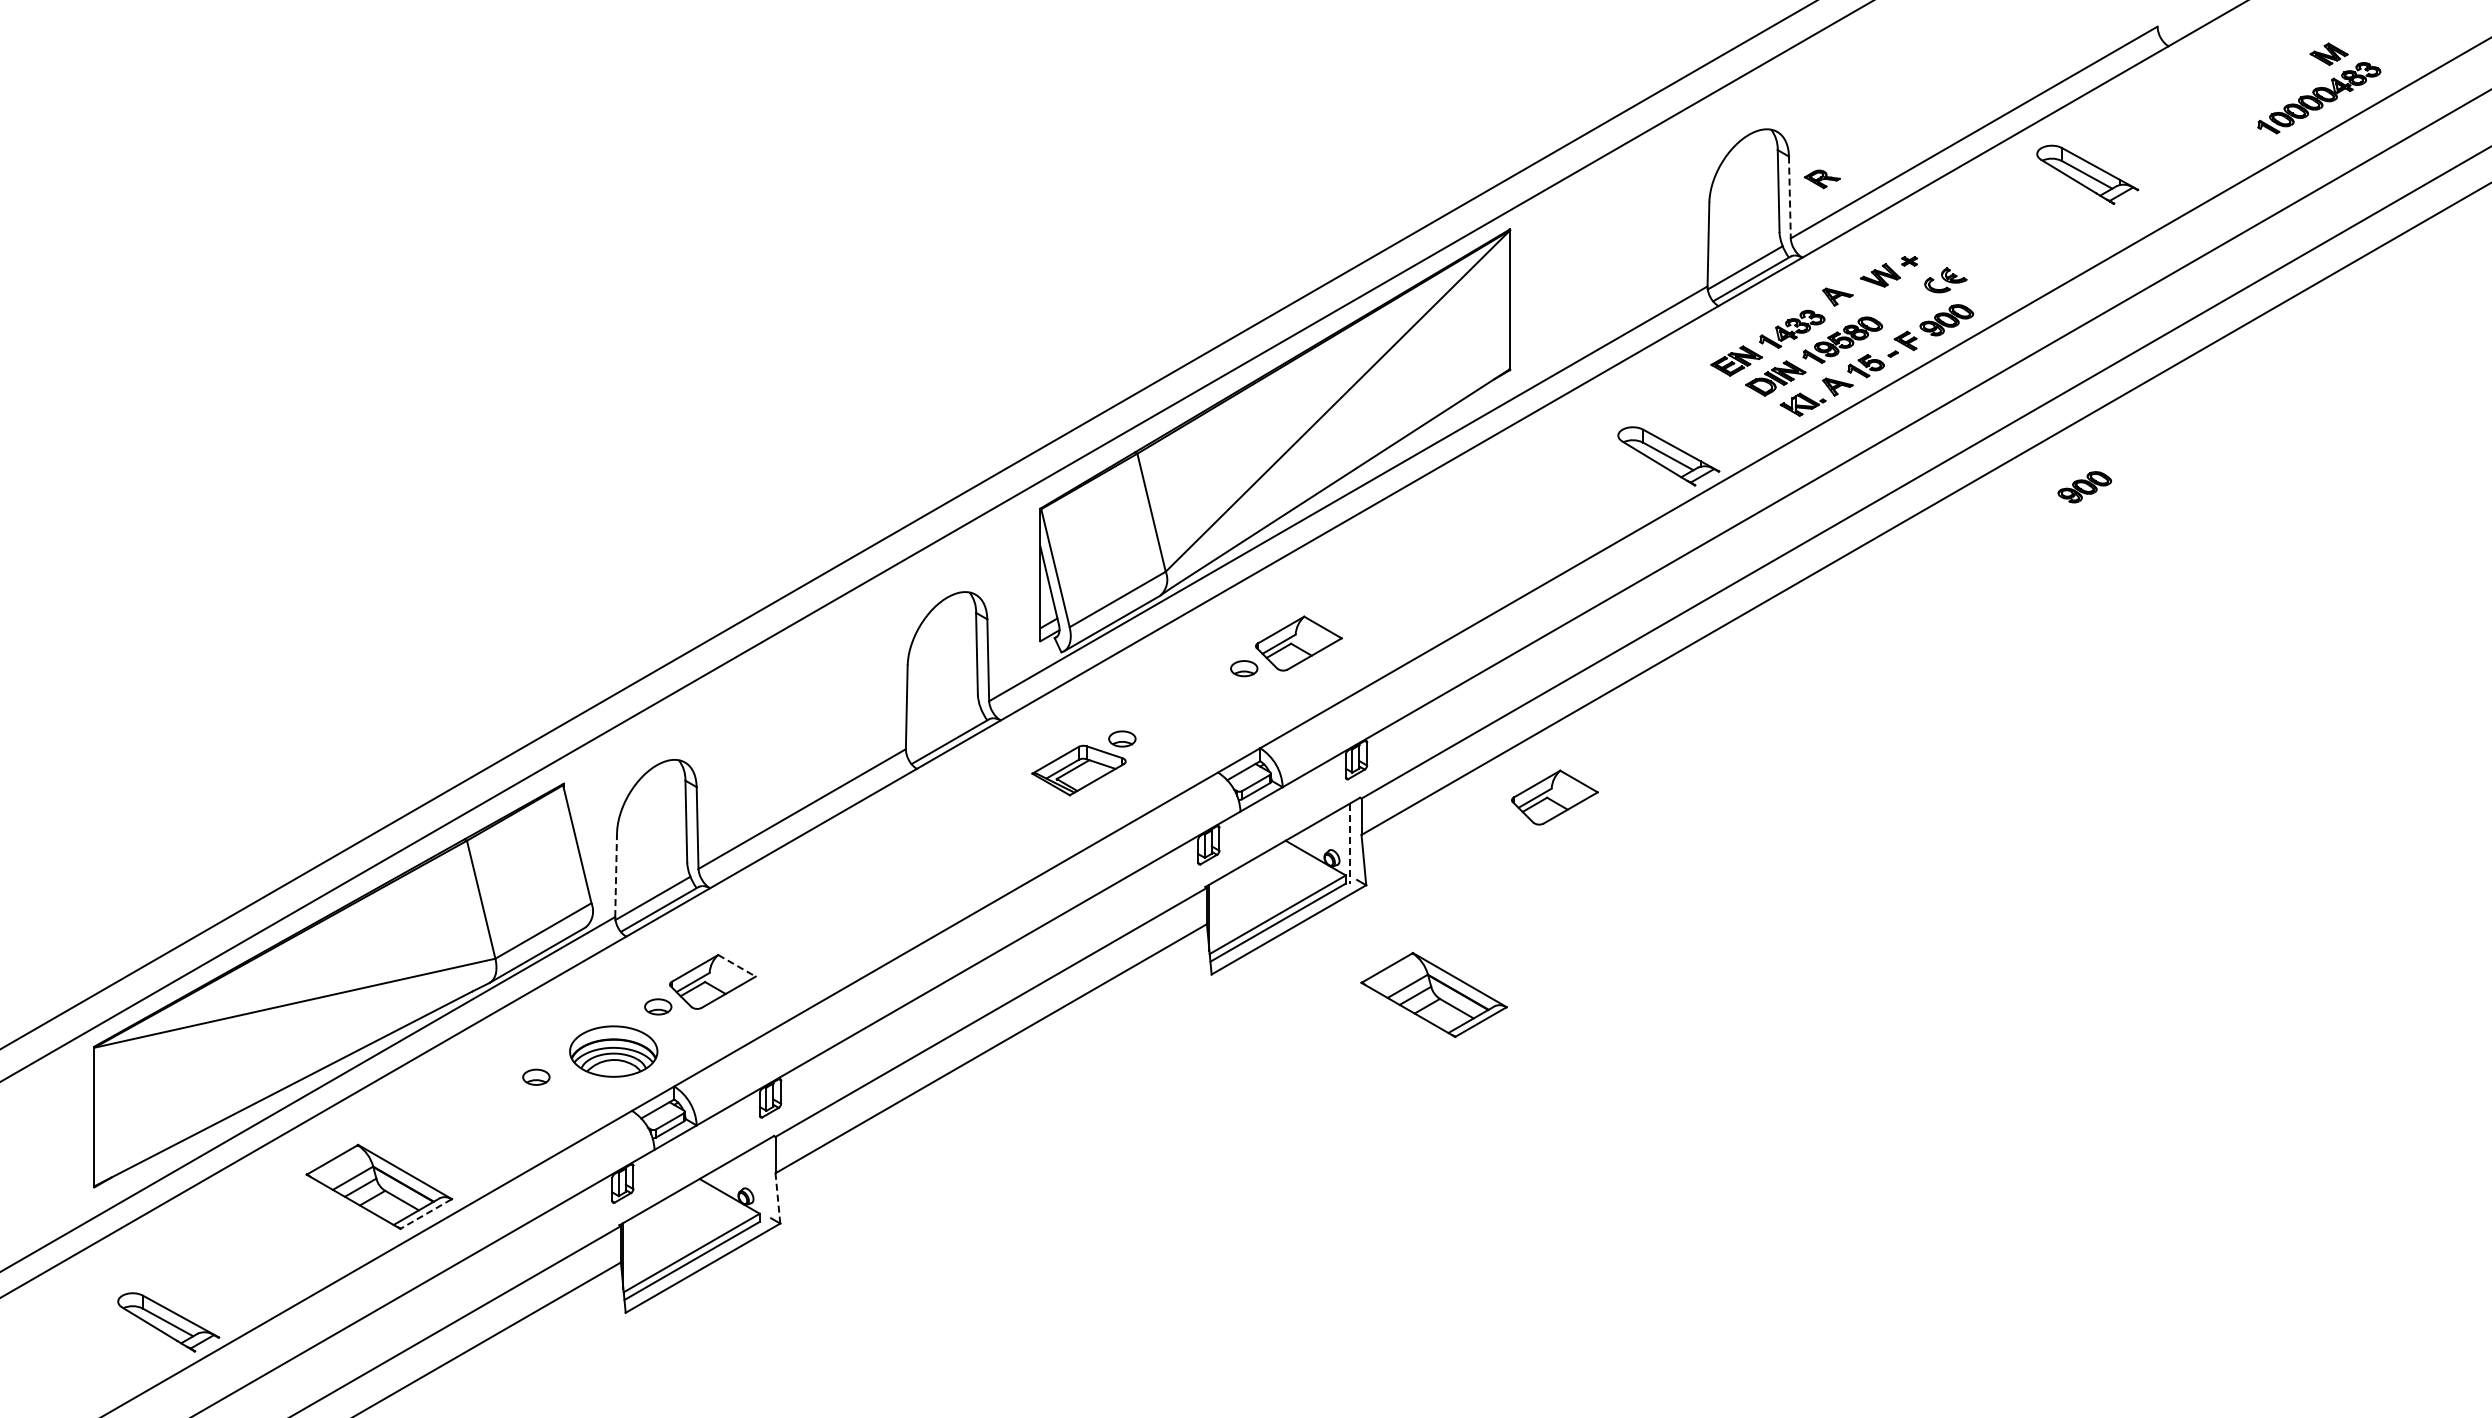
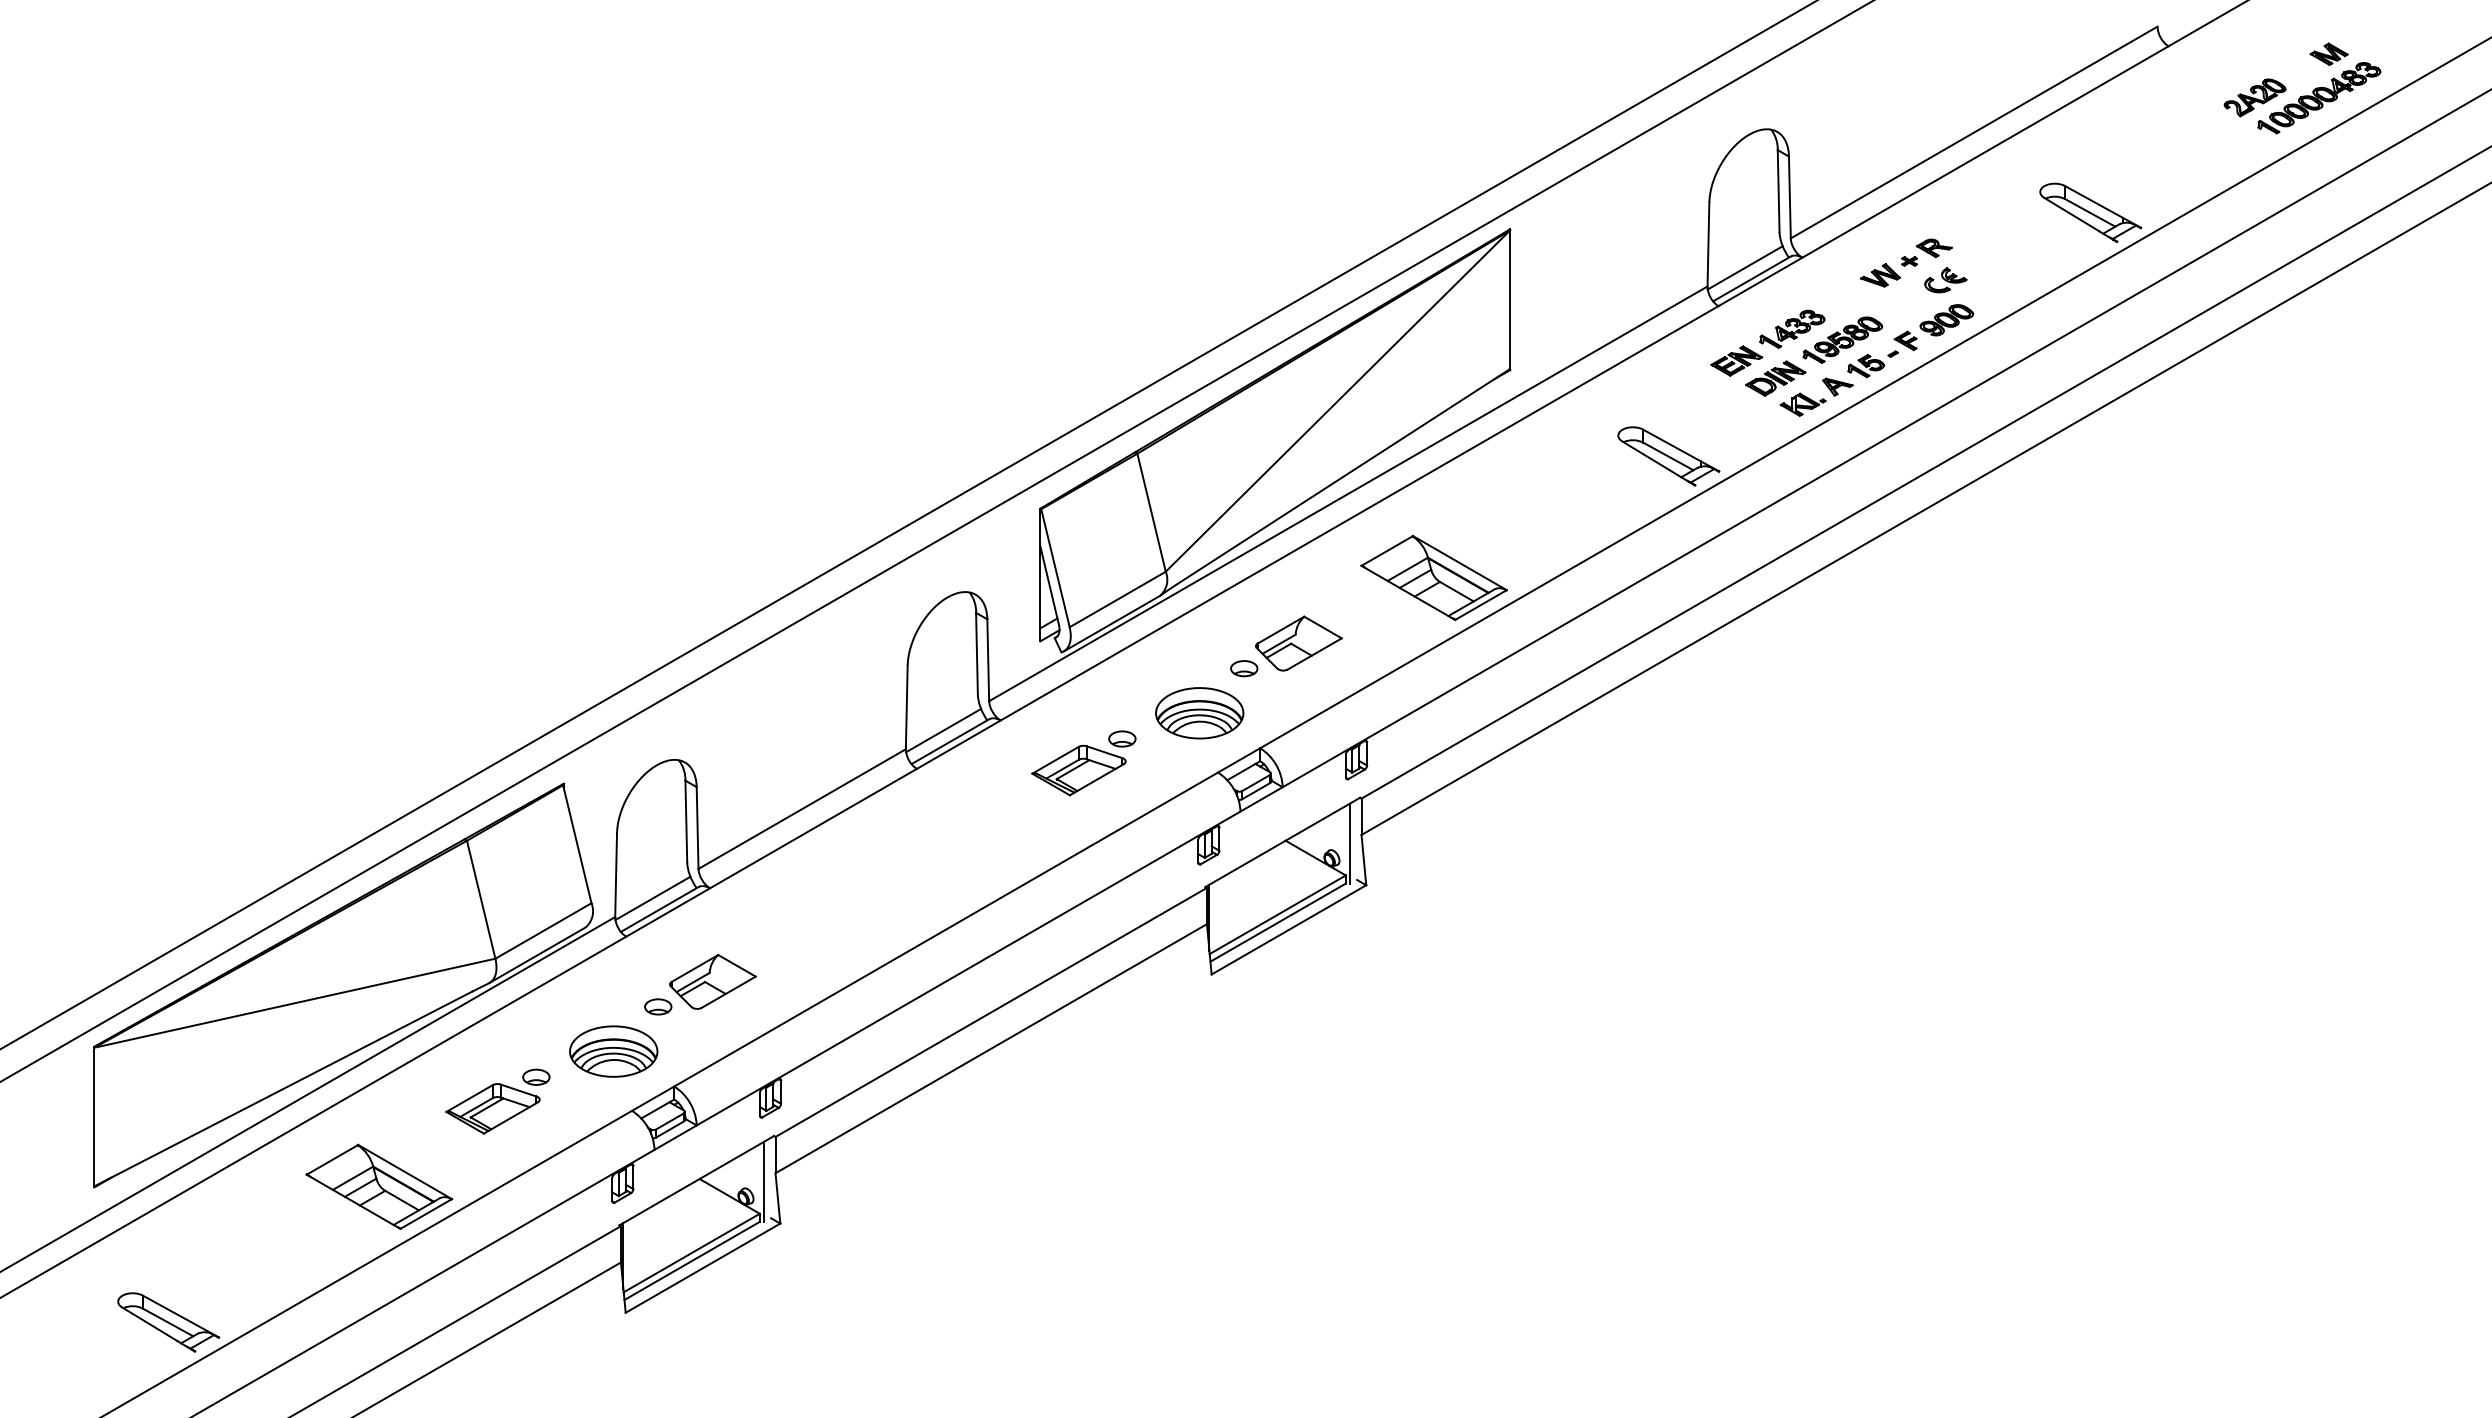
part: none -> present (2254, 97)
part position: (2087, 174) -> (2090, 212) (2090, 212)
part position: (1822, 179) -> (1934, 248) (1934, 248)
line: dashed -> solid (1789, 197)
part: present -> none (1837, 296)
part: present -> none (2084, 487)
part: none -> present (1199, 713)
line: none -> present (943, 730)
part: present -> none (1554, 797)
line: dashed -> solid (1350, 844)
line: dashed -> solid (616, 875)
line: dashed -> solid (737, 965)
part position: (1433, 994) -> (1433, 577) (1433, 577)
part: none -> present (492, 1108)
line: none -> present (764, 1181)
line: dashed -> solid (777, 1197)
line: dashed -> solid (425, 1214)
